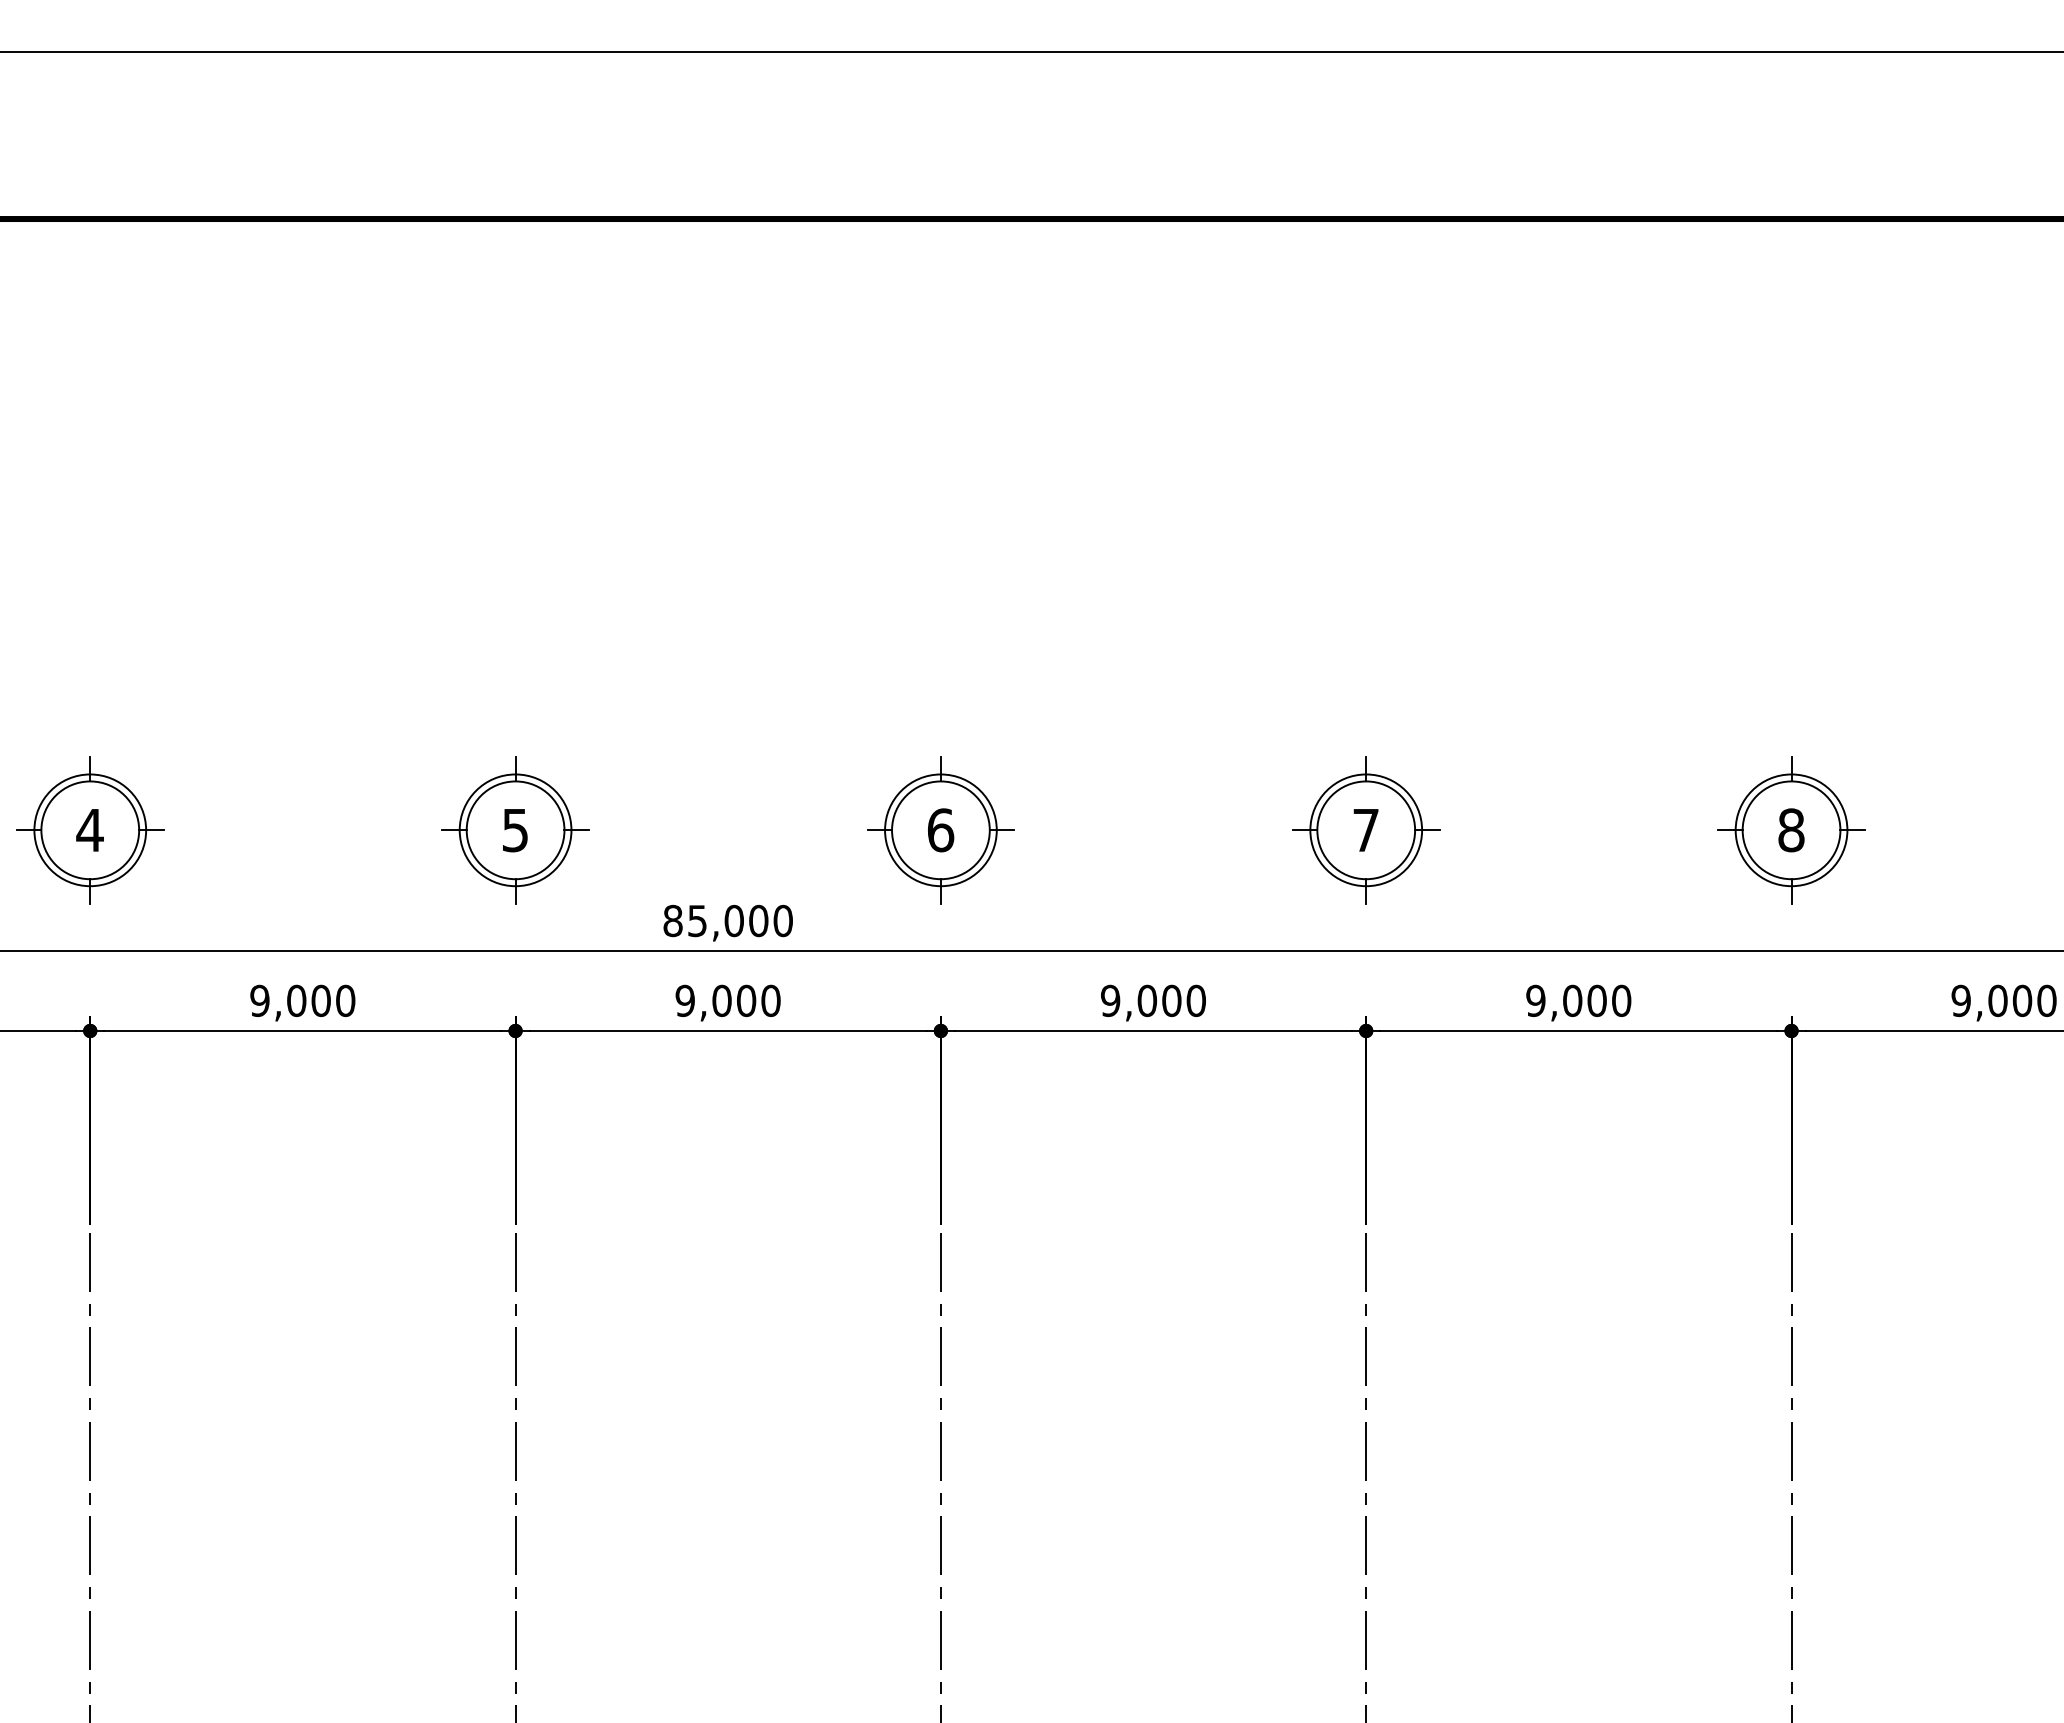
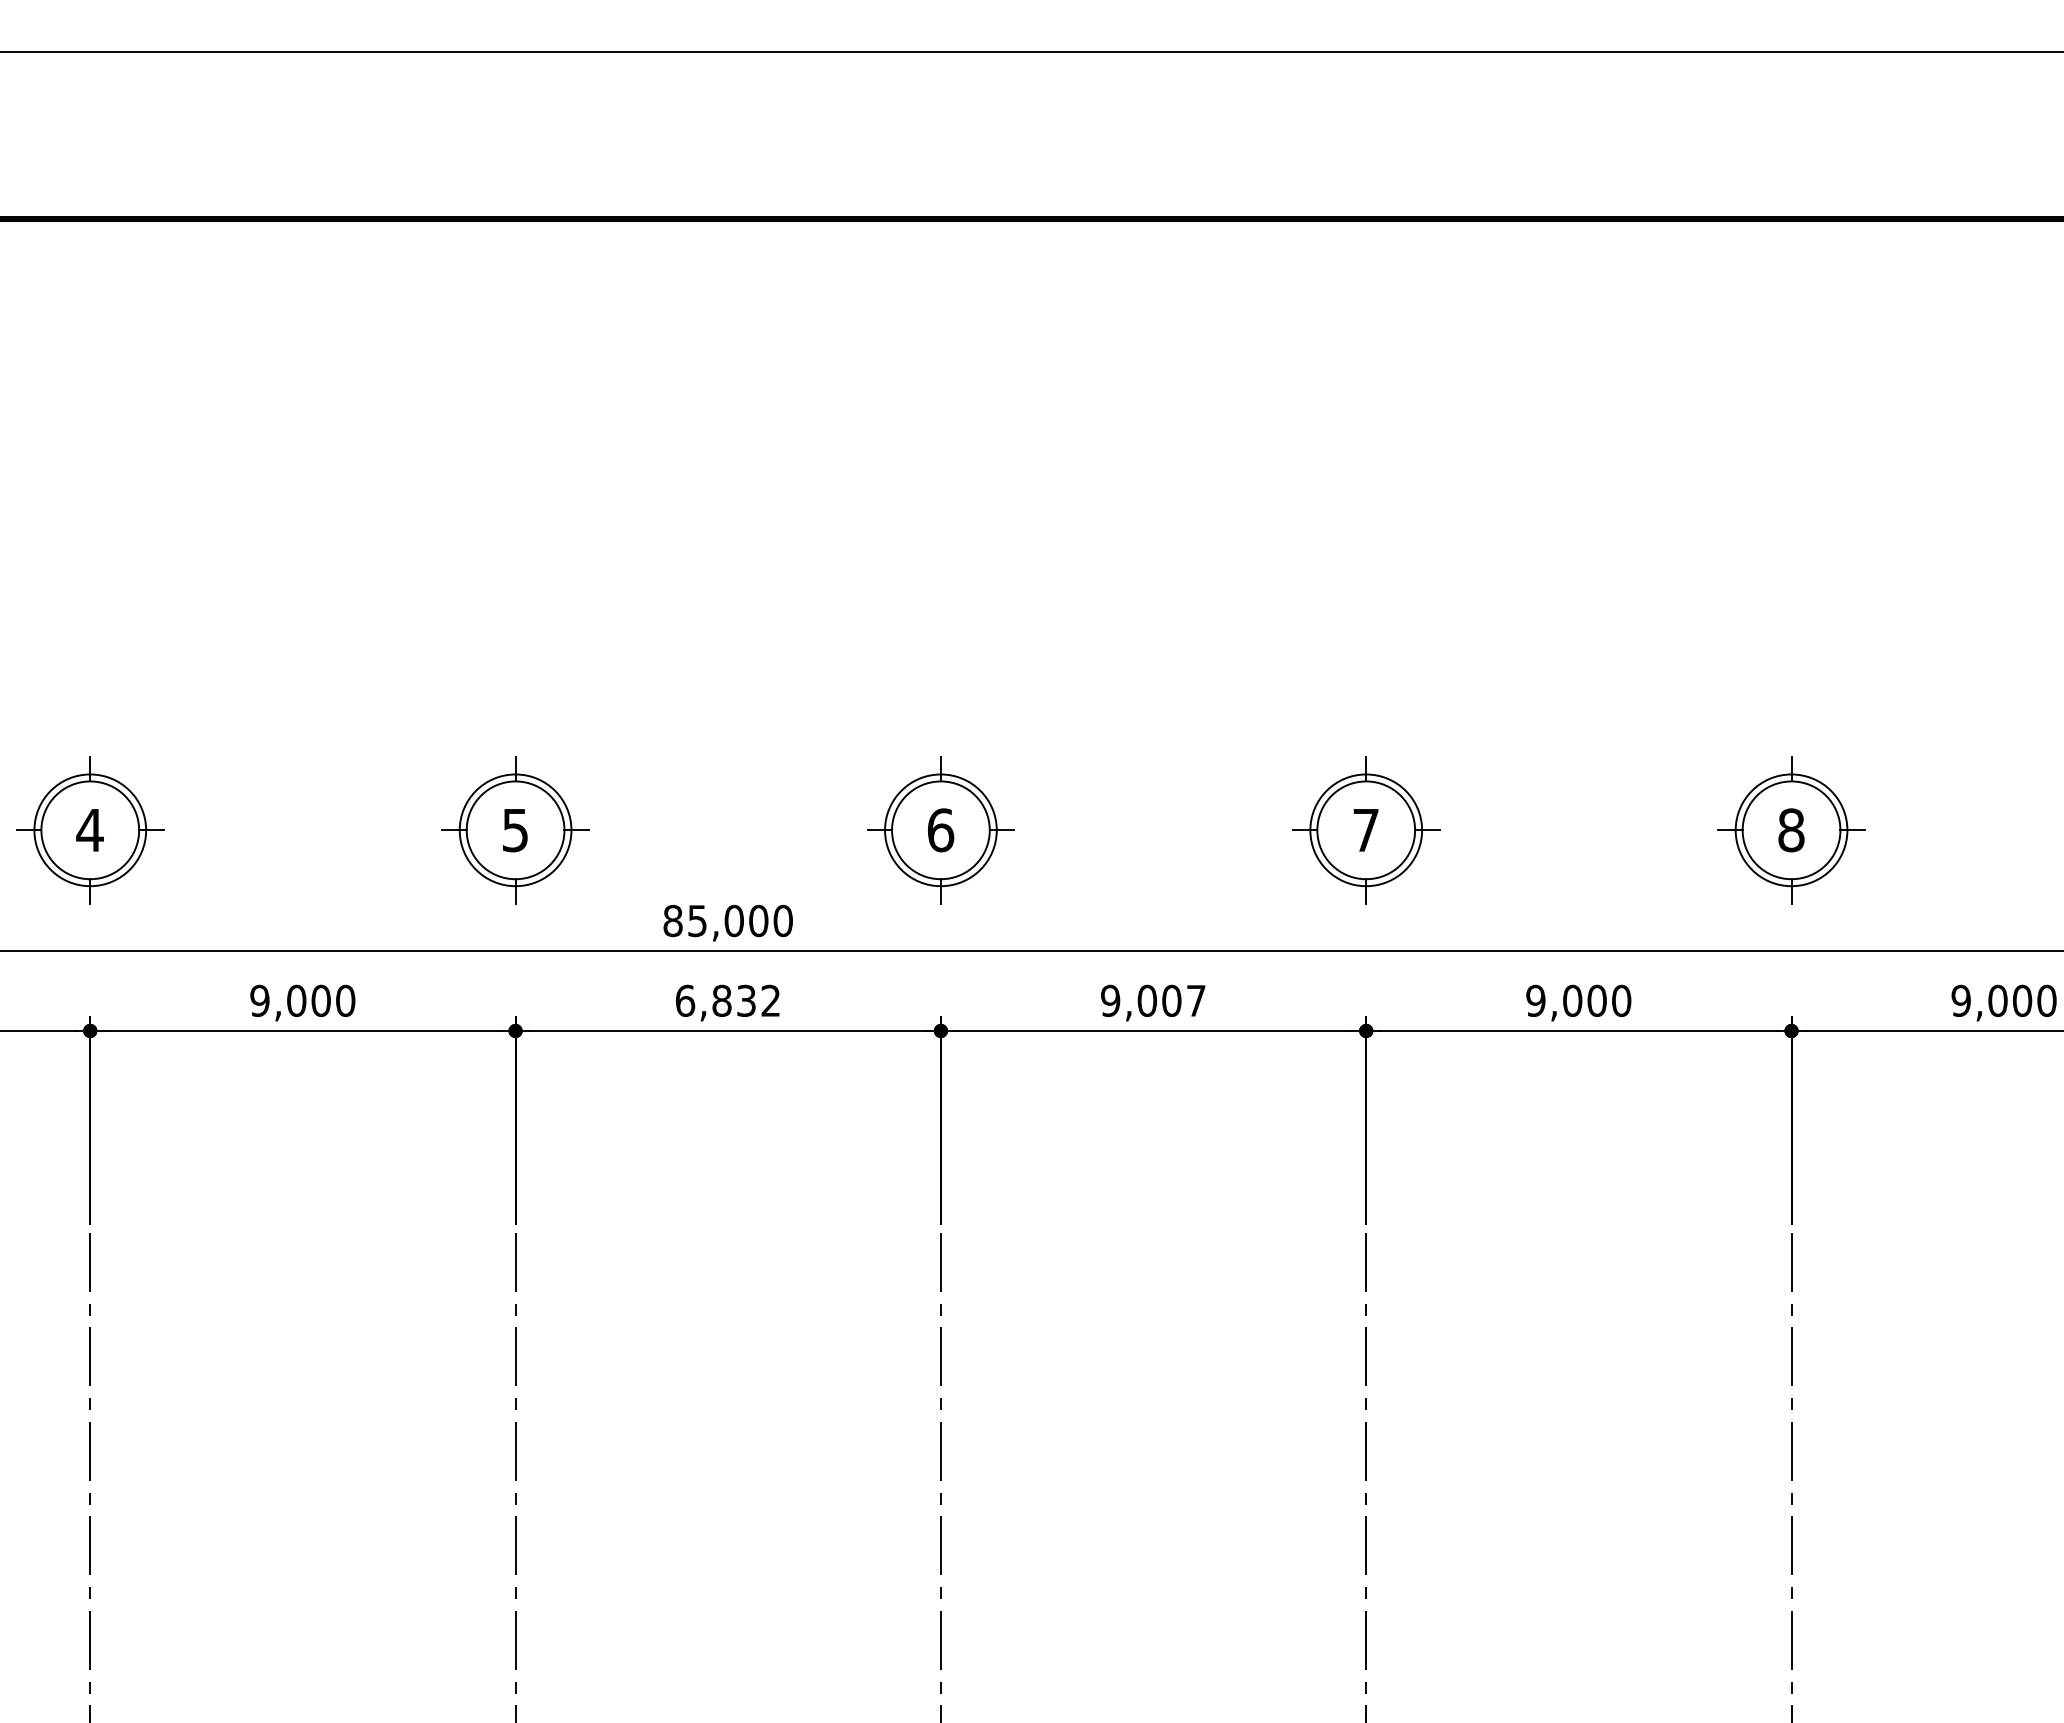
text: 9,000 -> 6,832 (727, 1000)
text: 9,000 -> 9,007 (1195, 1000)
